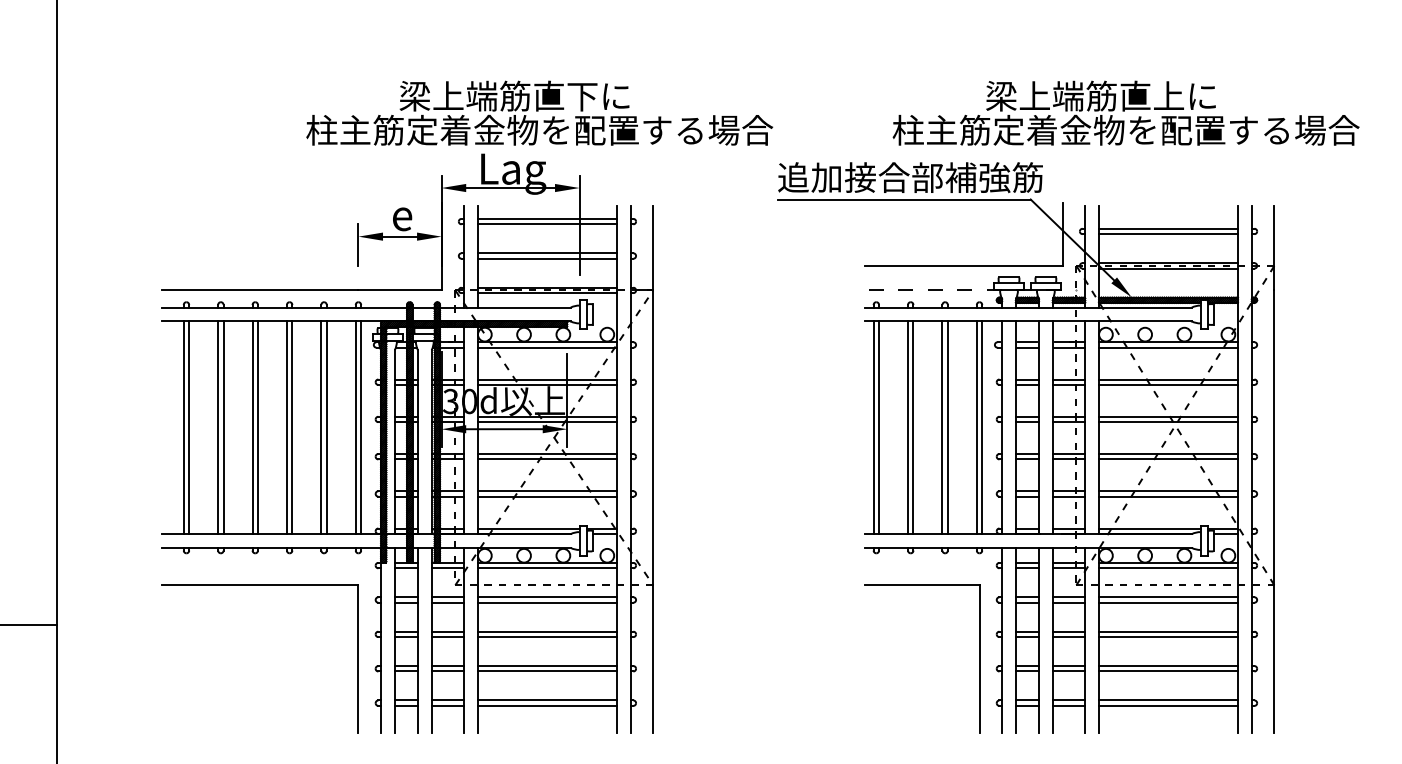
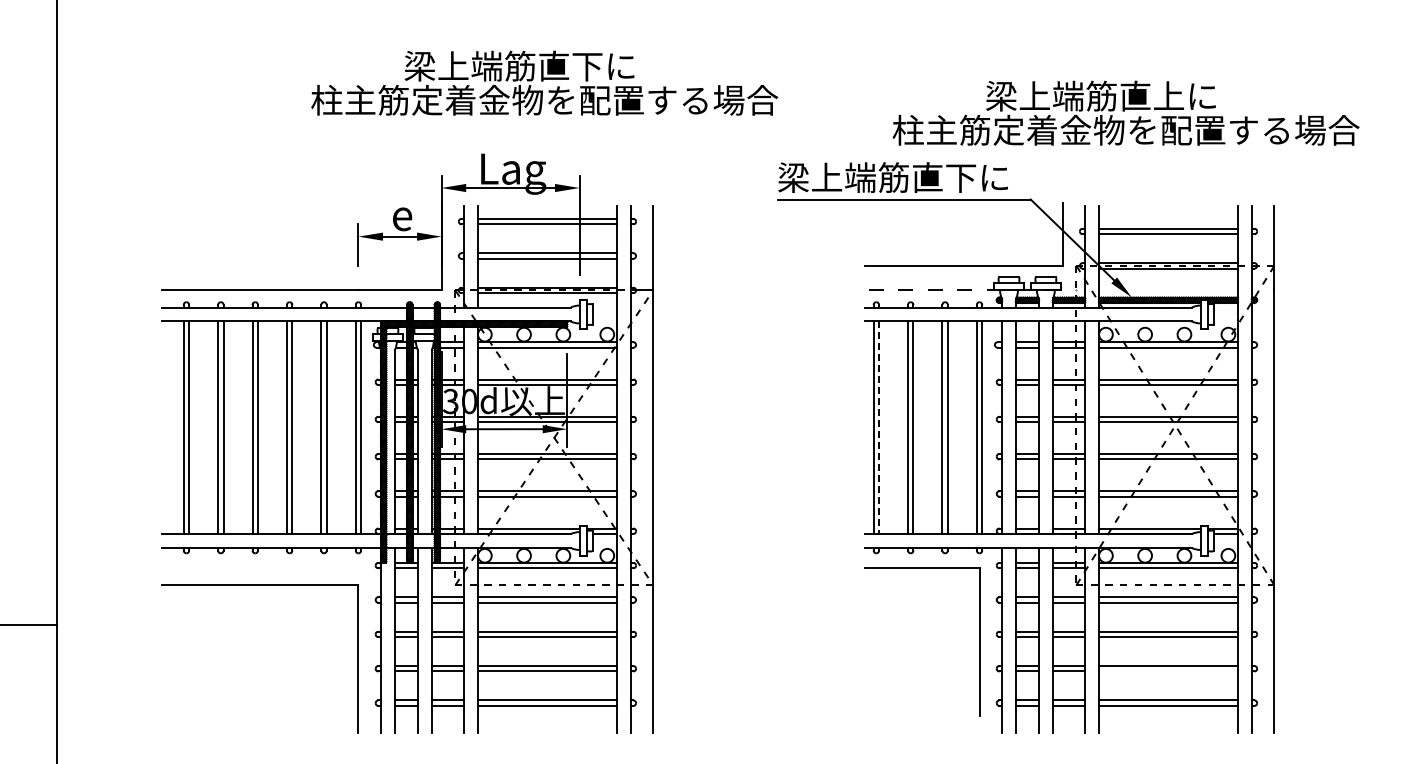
text position: (539, 112) -> (544, 82) (544, 82)
text: 追加接合部補強筋 -> 梁上端筋直下に (910, 177)
line: solid -> dashed (879, 428)
part position: (979, 658) -> (979, 641) (979, 641)
line: present -> none (1168, 671)
